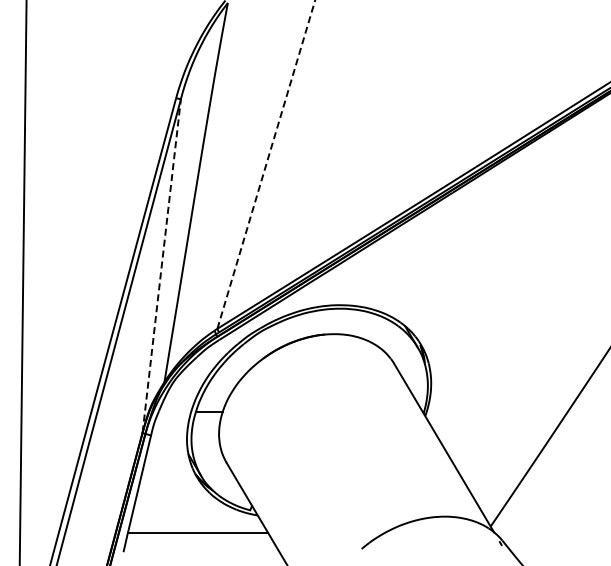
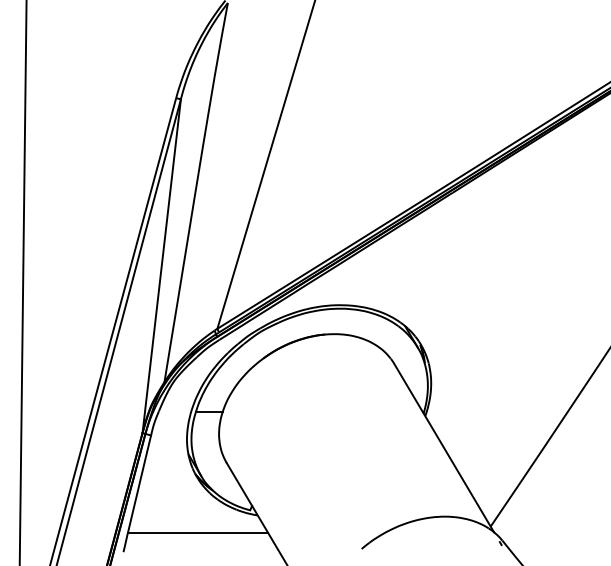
line: dashed -> solid (266, 164)
line: dashed -> solid (161, 265)
